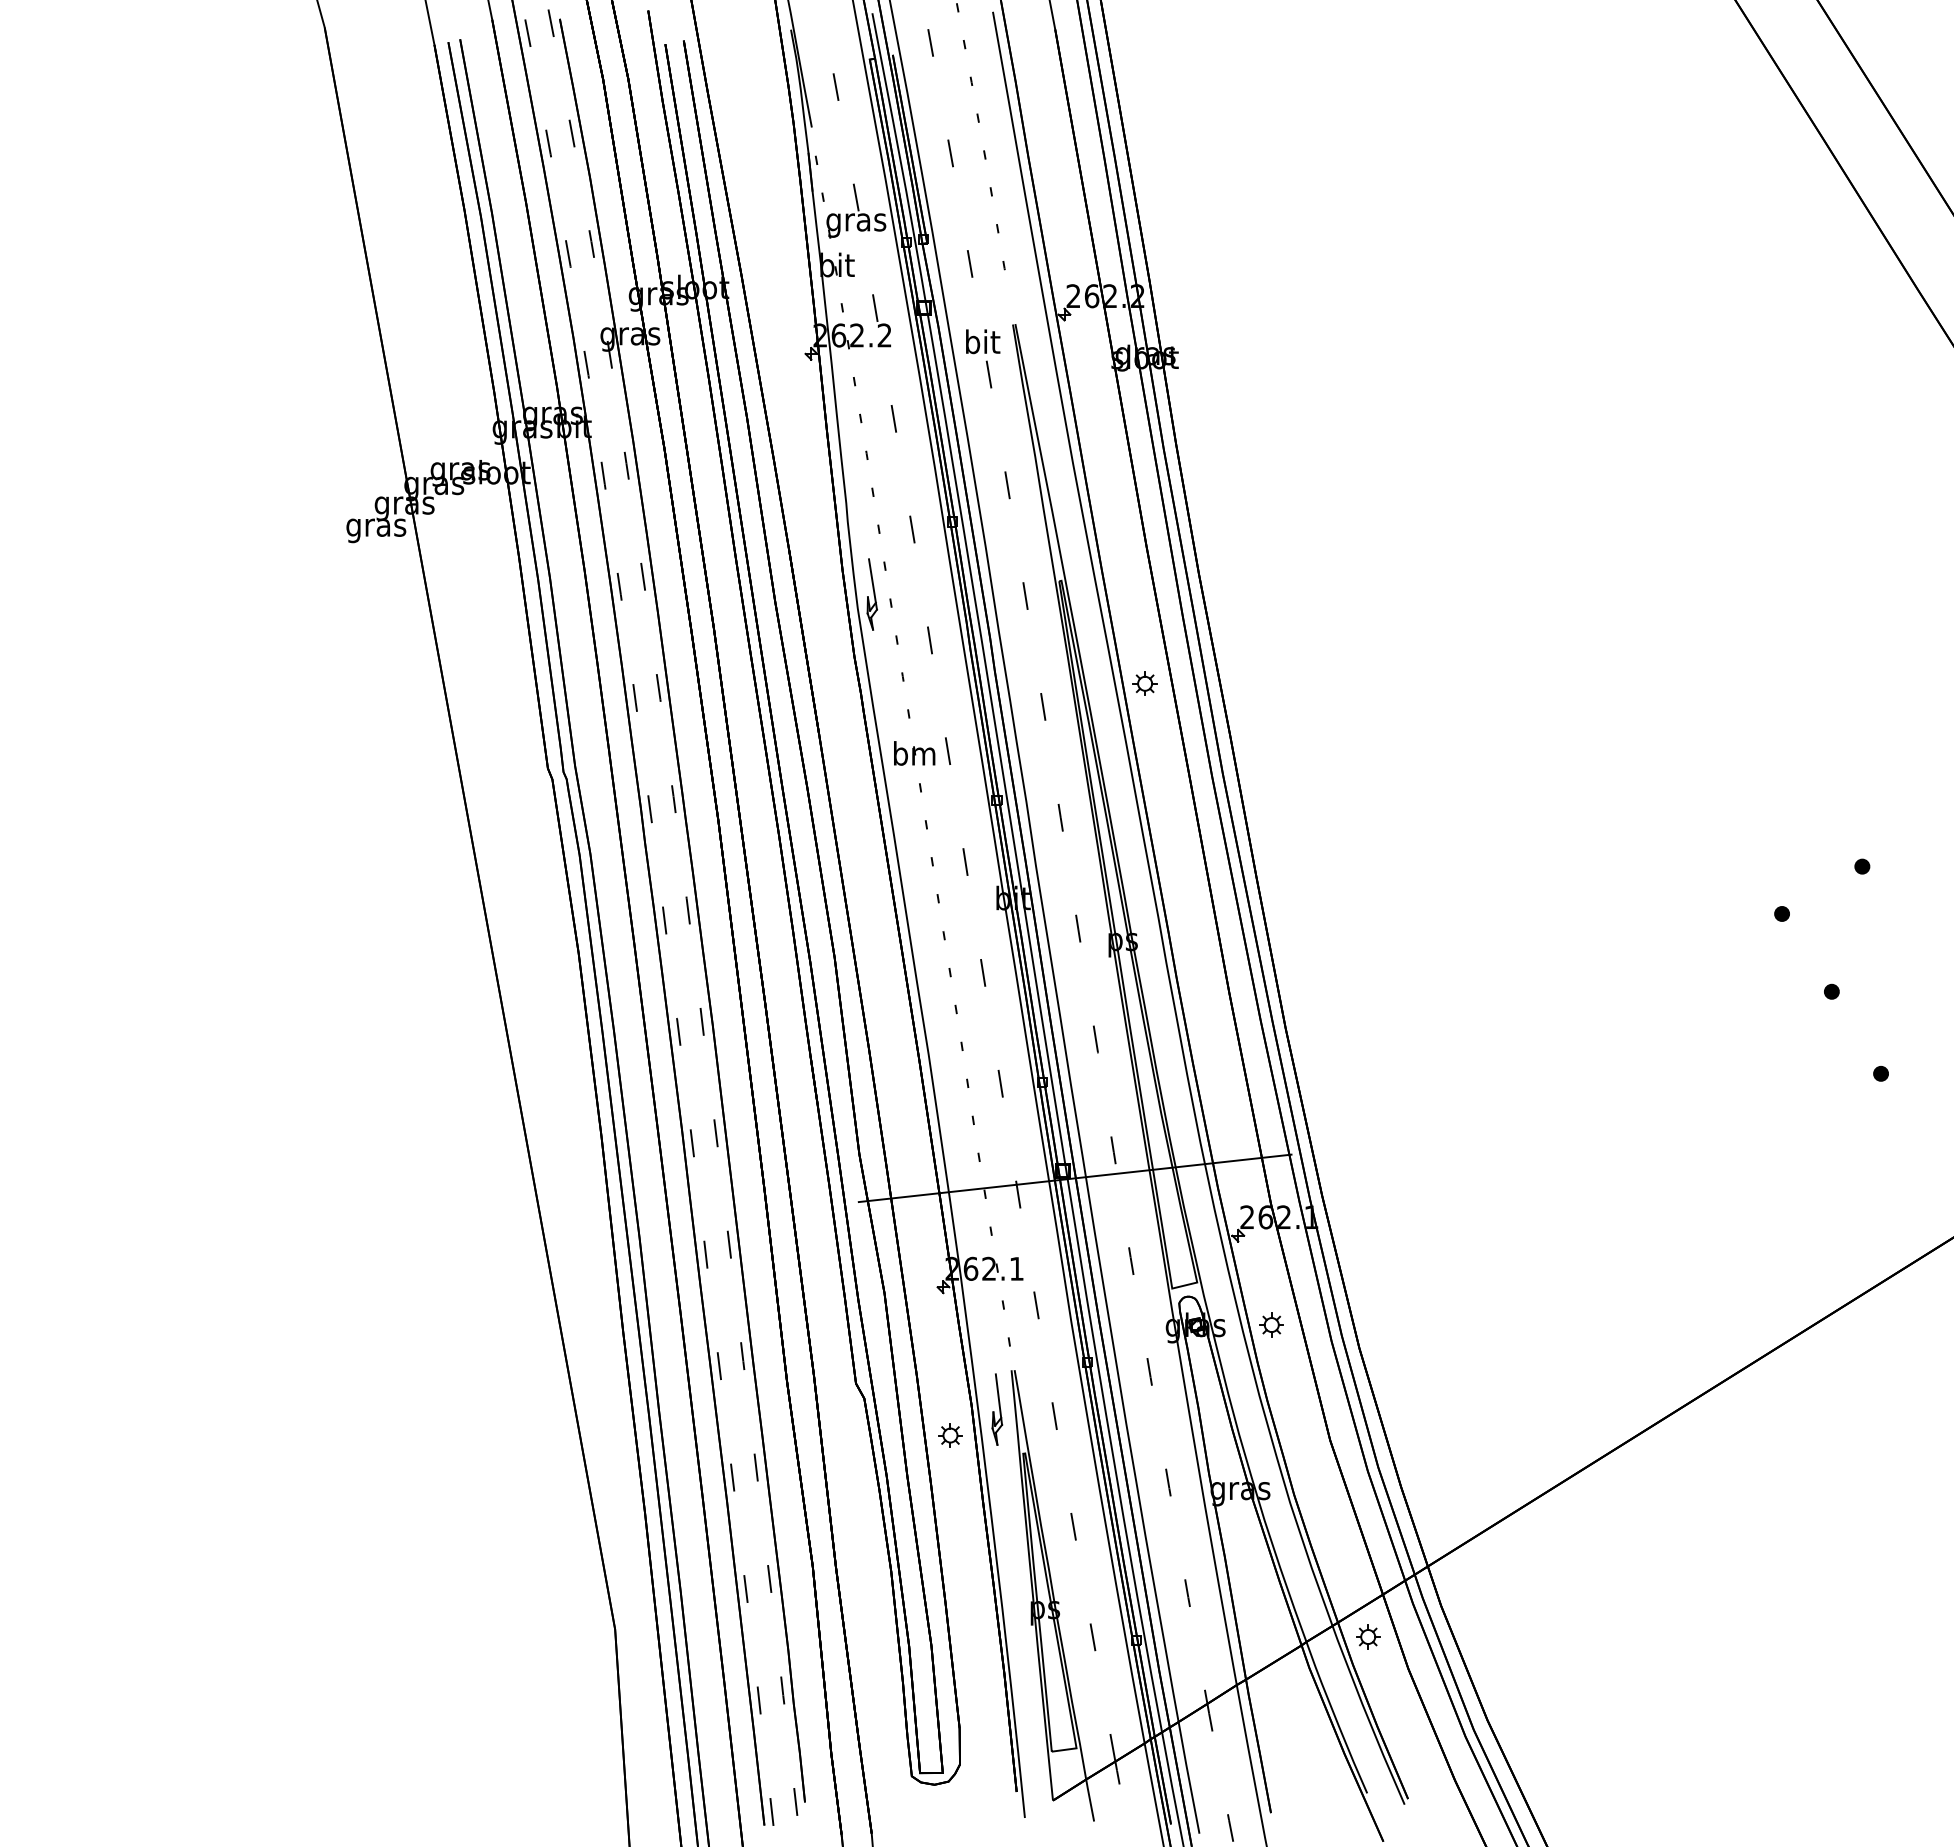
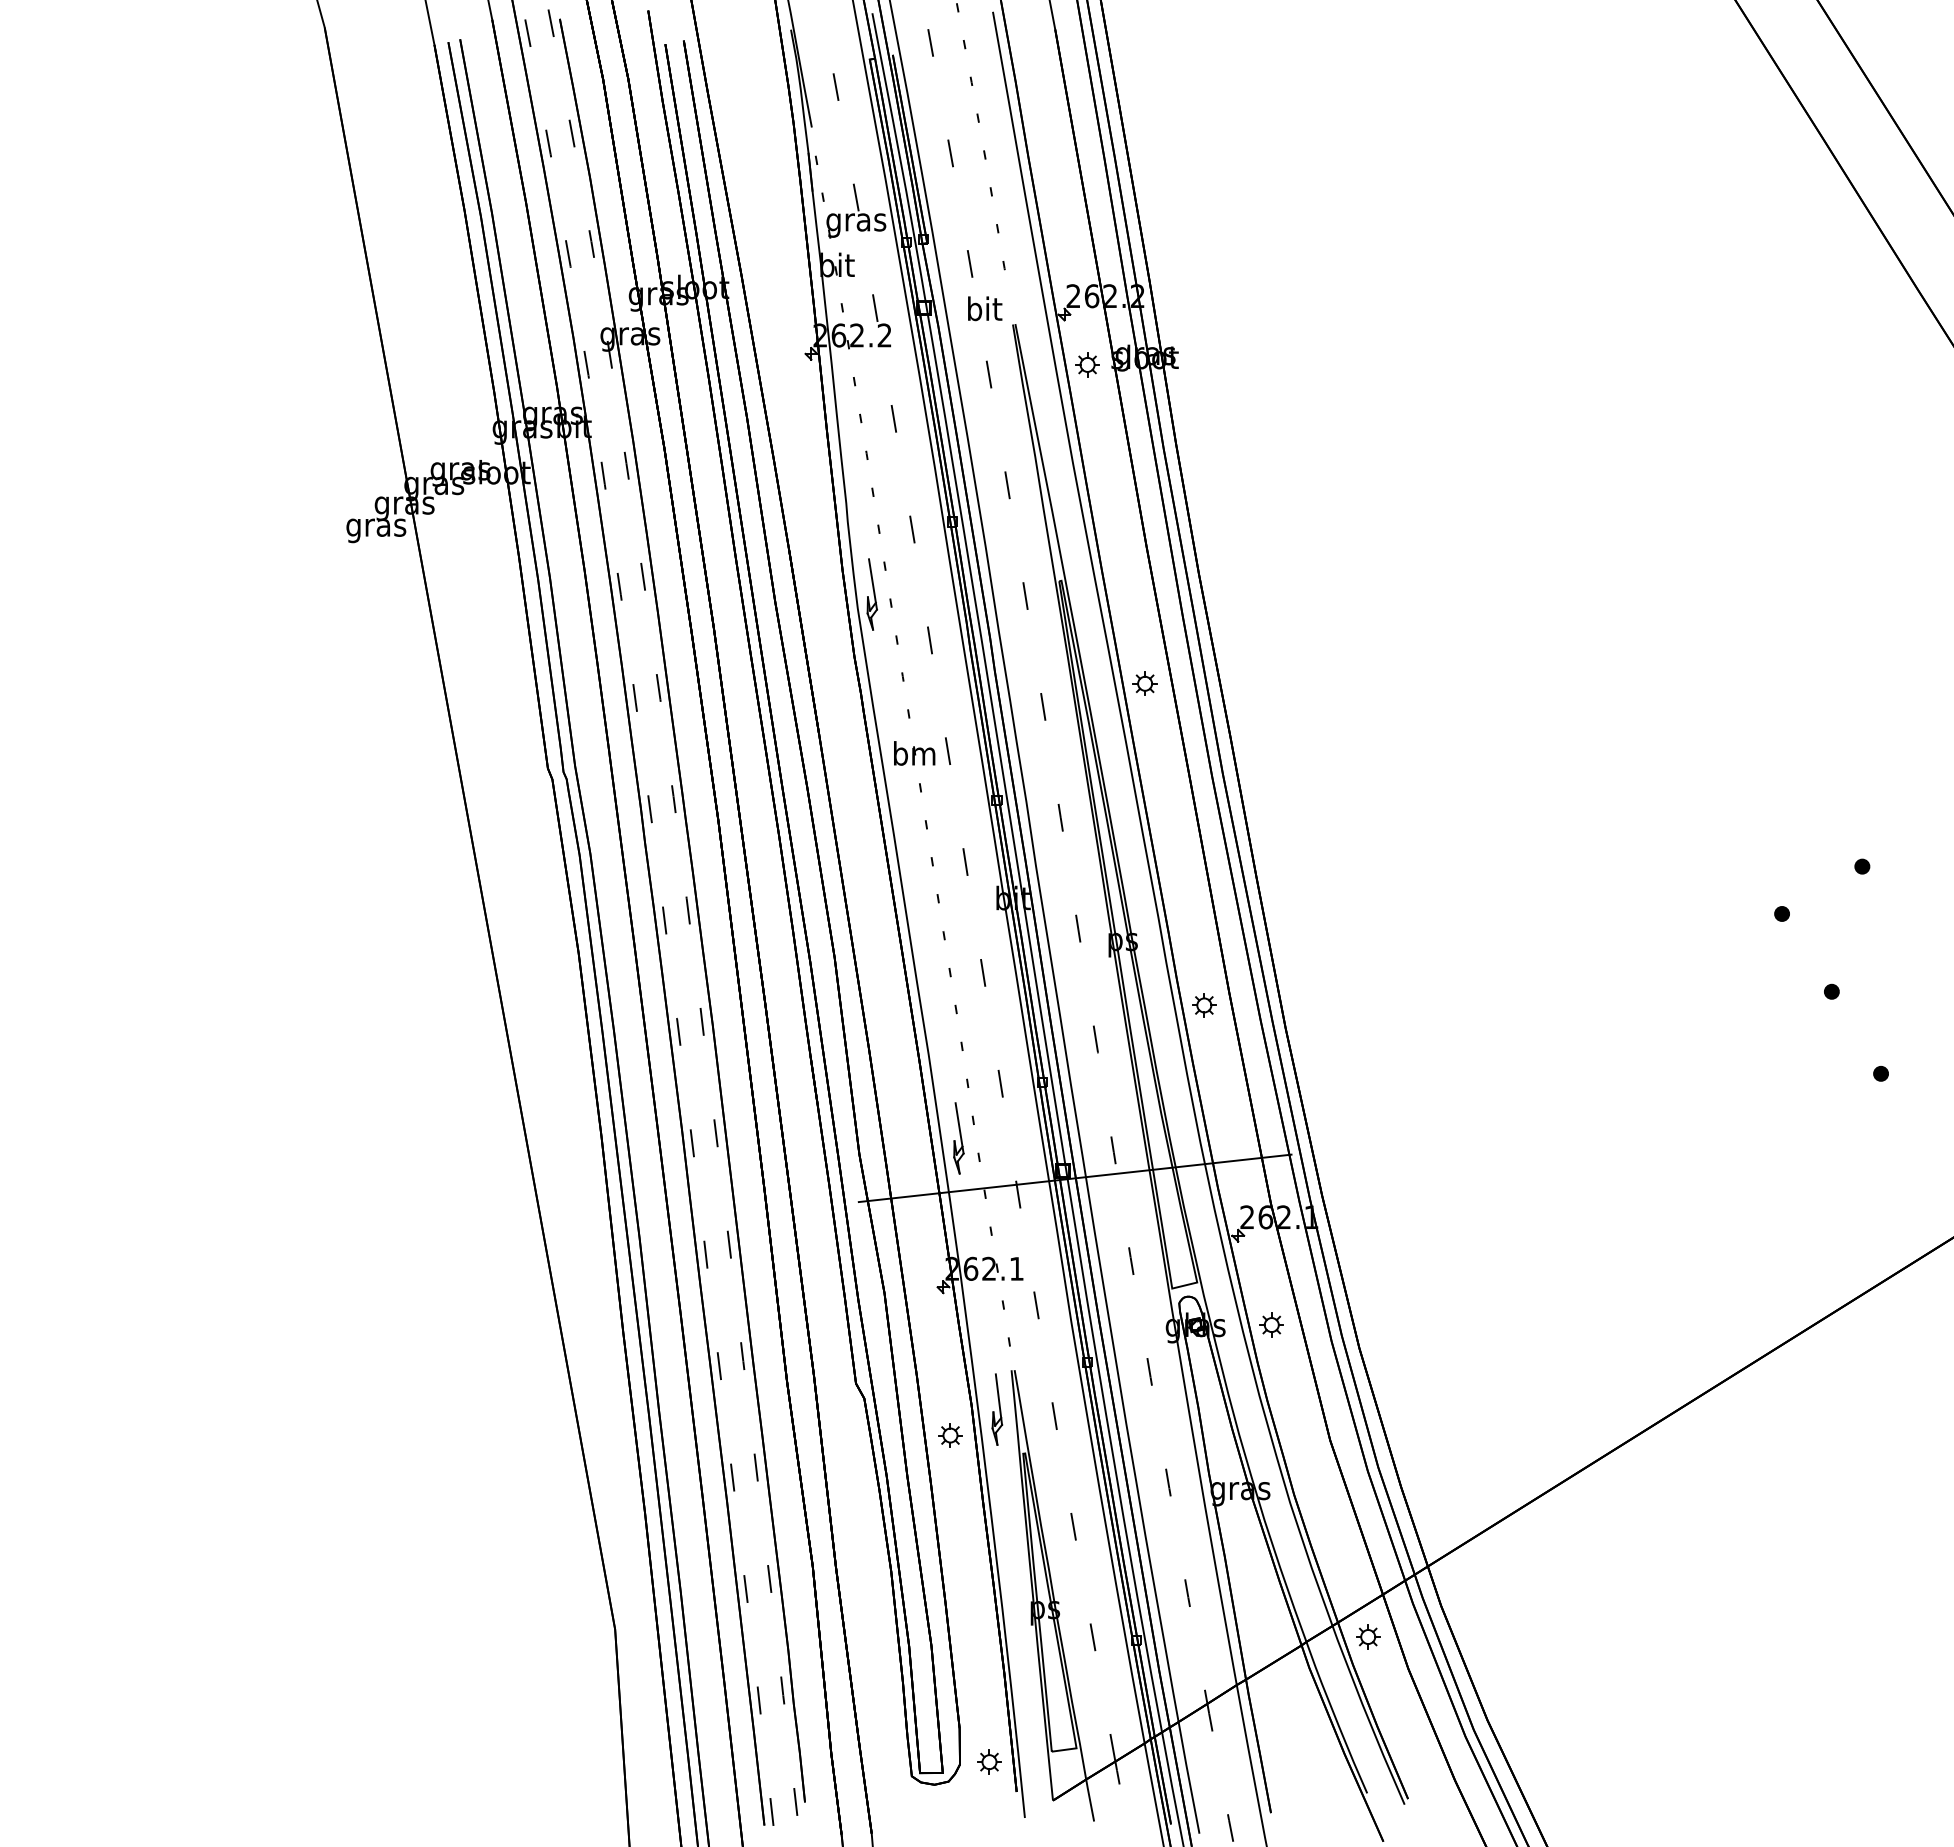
text position: (983, 341) -> (985, 308) (985, 308)
part: none -> present (1087, 364)
part: none -> present (1204, 1005)
part: none -> present (958, 1138)
part: none -> present (989, 1761)
